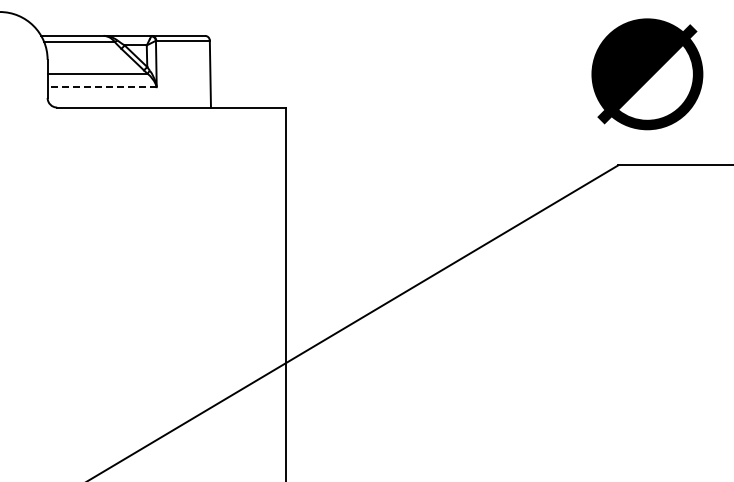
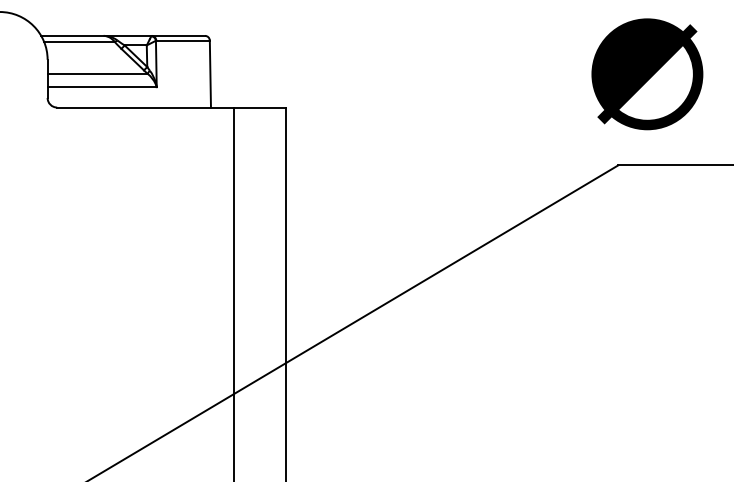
line: dashed -> solid (102, 87)
line: none -> present (233, 292)
